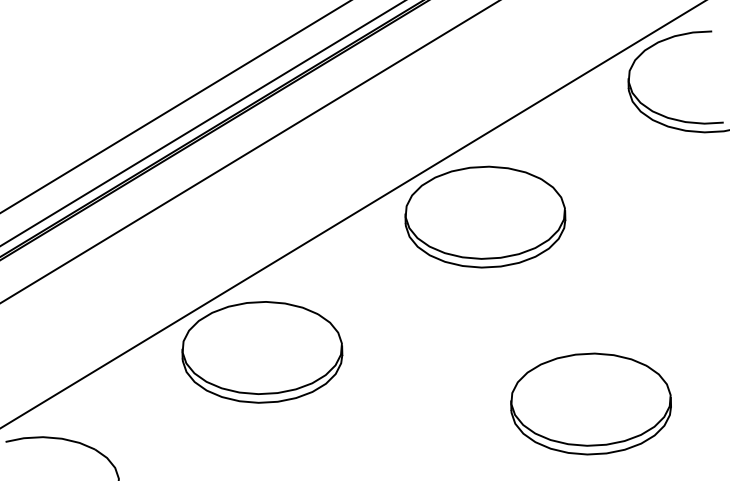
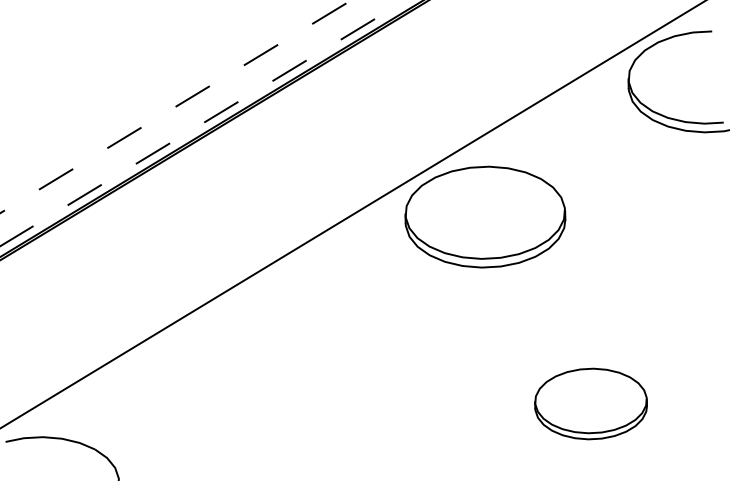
line: solid -> dashed (175, 106)
line: solid -> dashed (202, 123)
line: present -> none (249, 152)
part: present -> none (262, 352)
part size: 162x104 px -> 114x74 px (590, 403)
